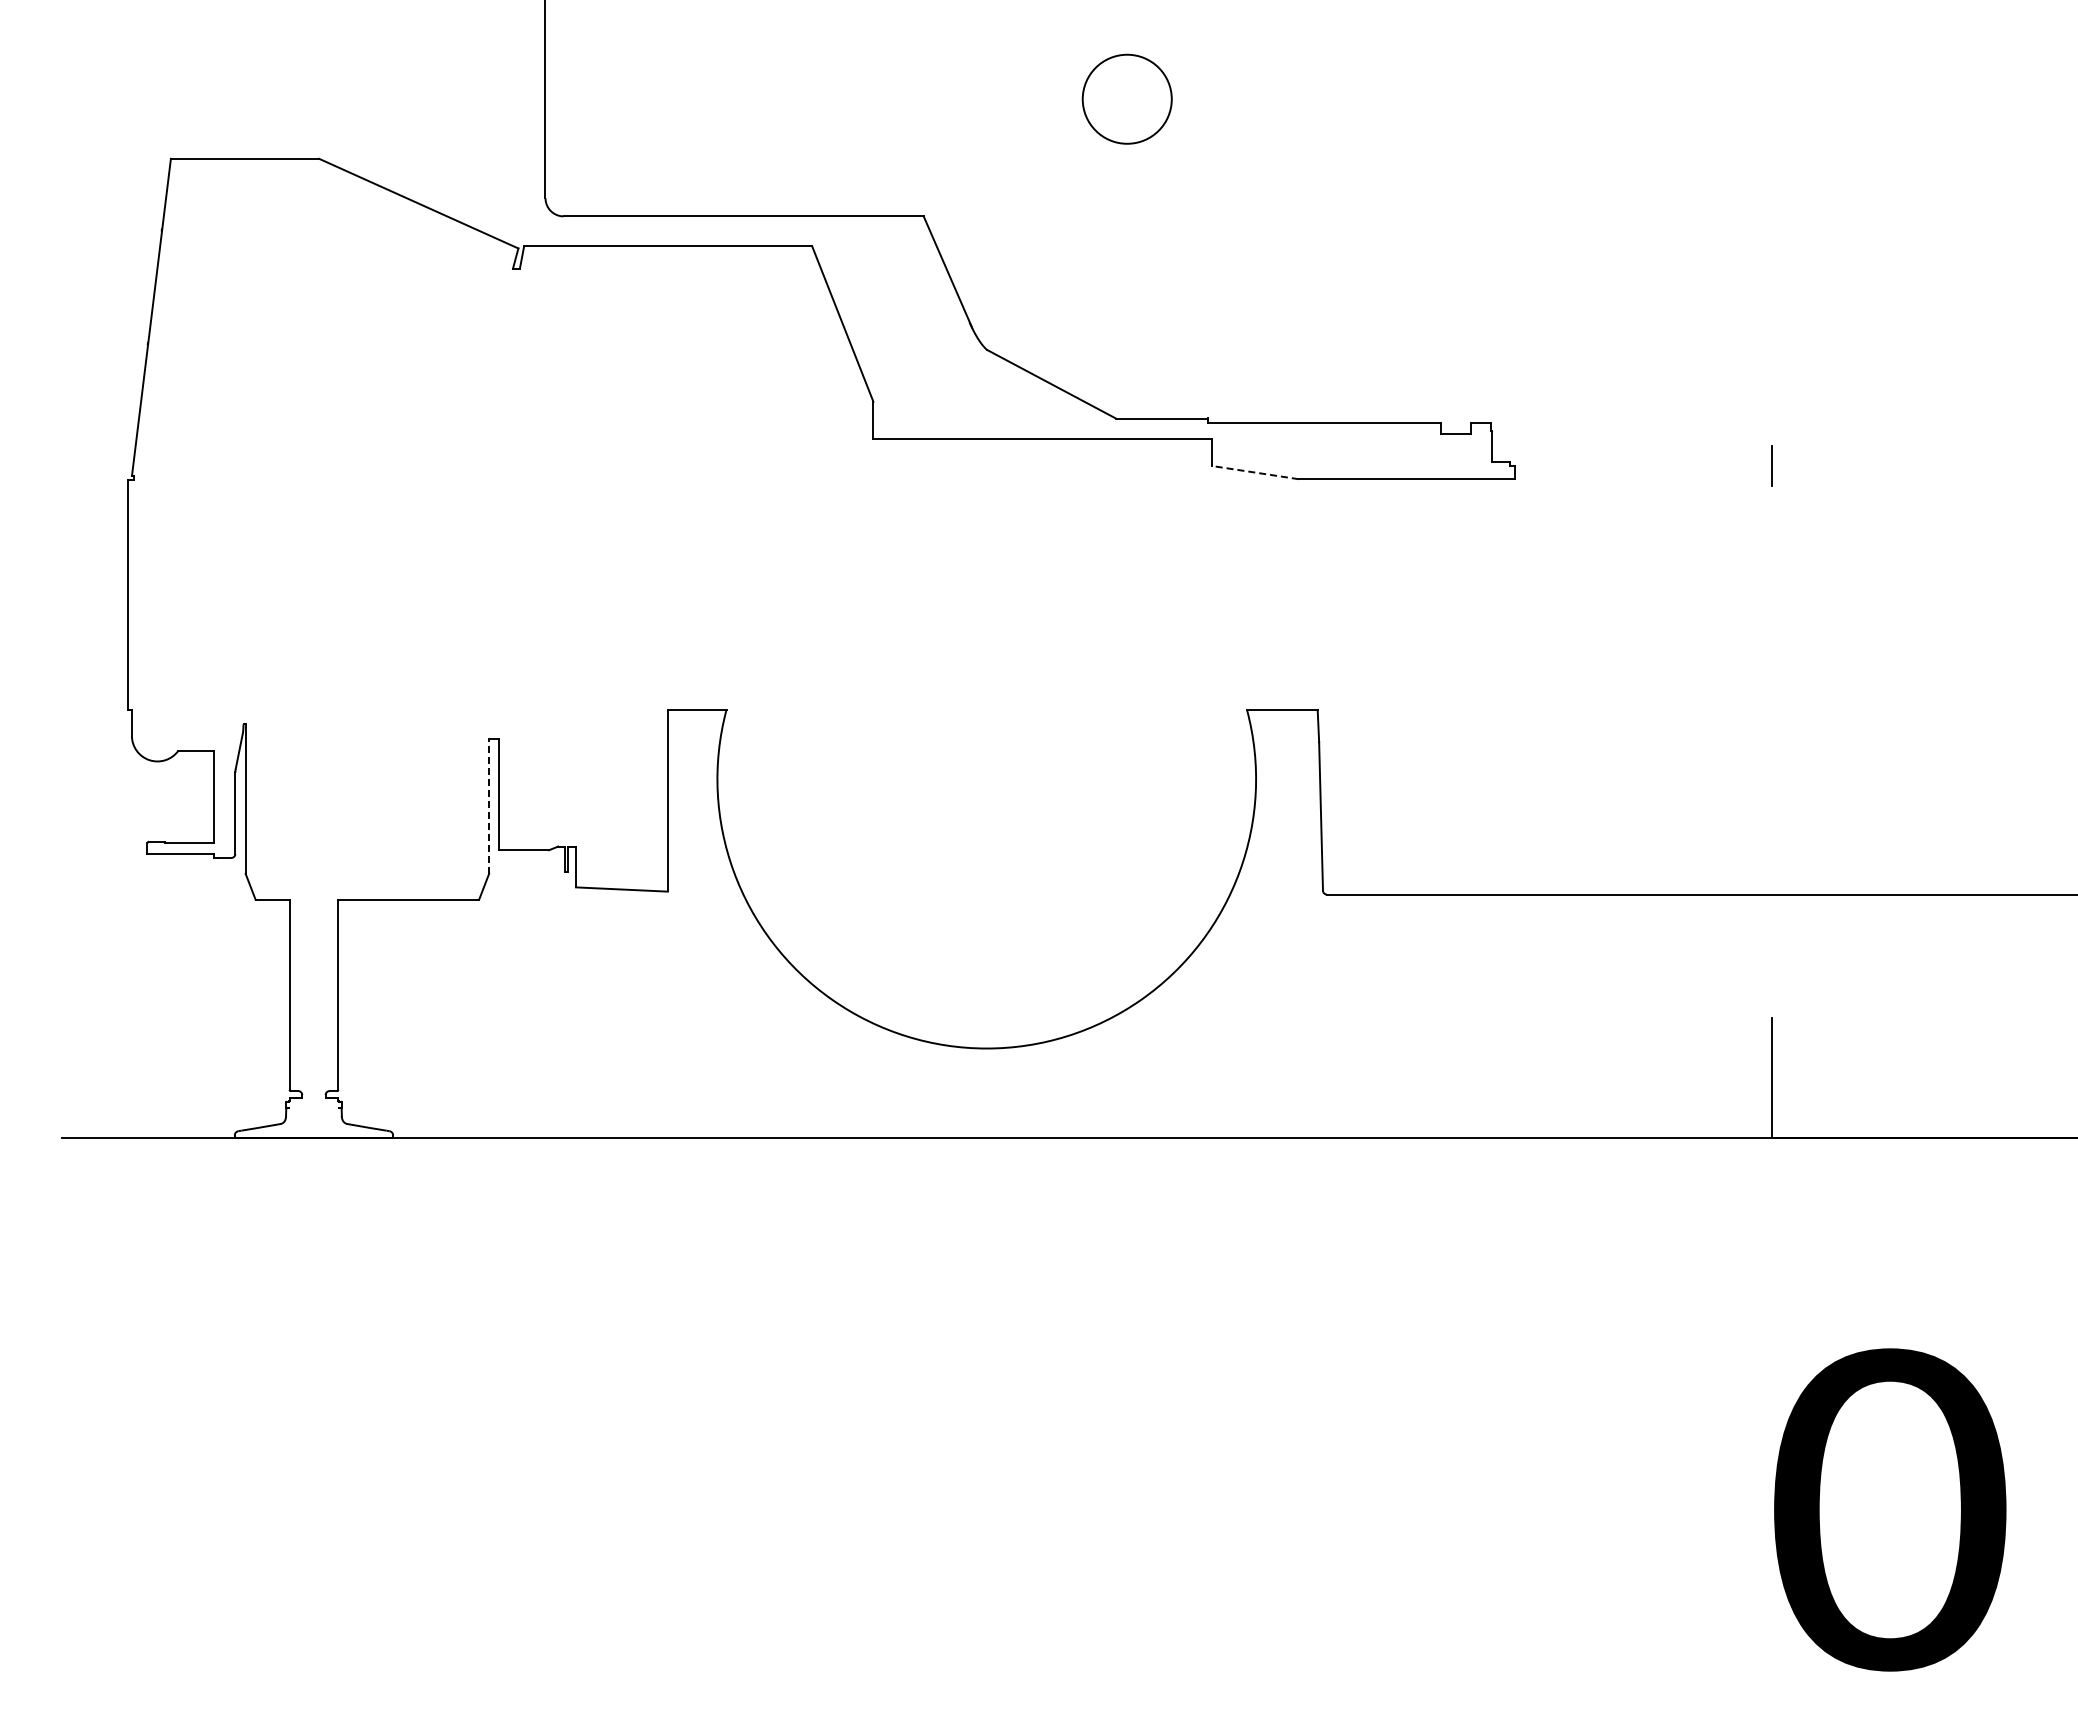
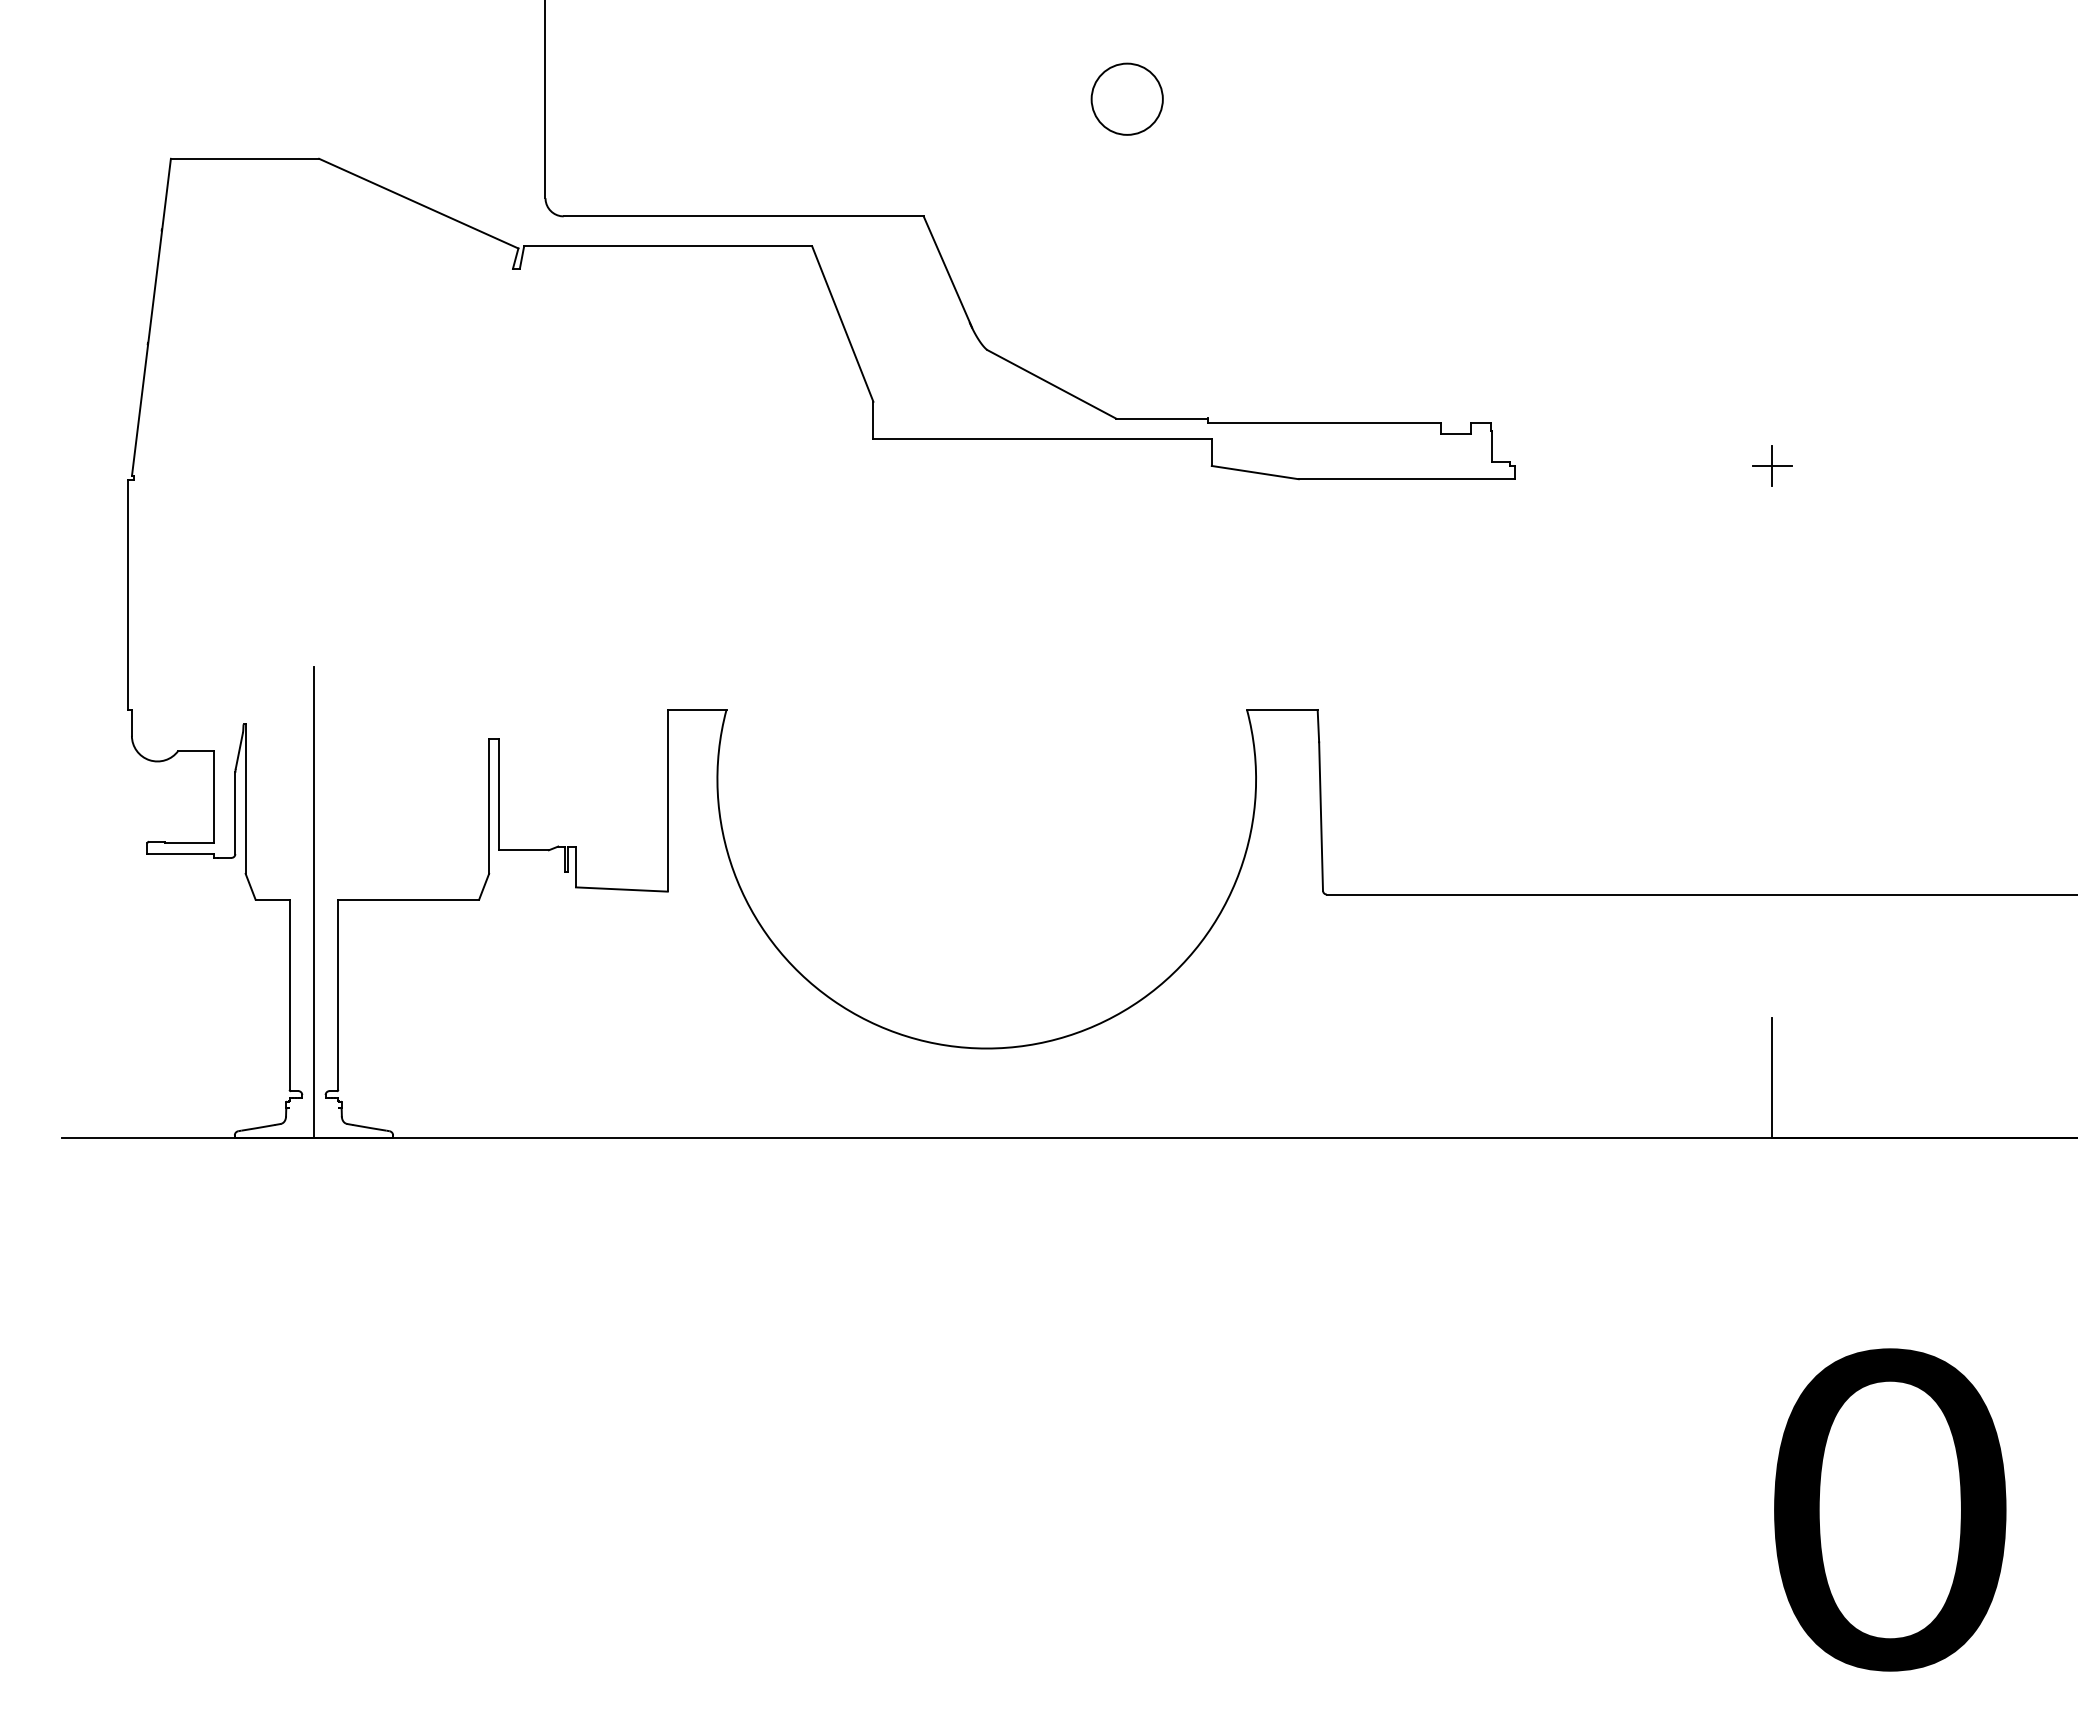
circle diameter: 89 px -> 71 px (1126, 98)
line: none -> present (1772, 466)
line: dashed -> solid (1255, 472)
line: dashed -> solid (489, 806)
line: none -> present (313, 902)
